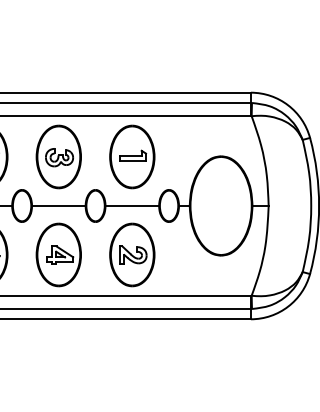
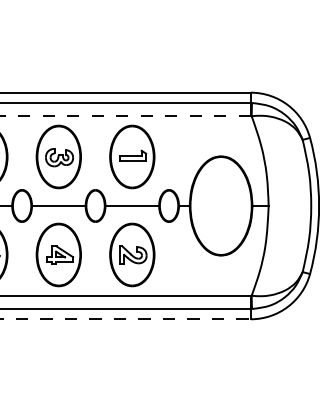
line: solid -> dashed (125, 116)
line: solid -> dashed (126, 319)
